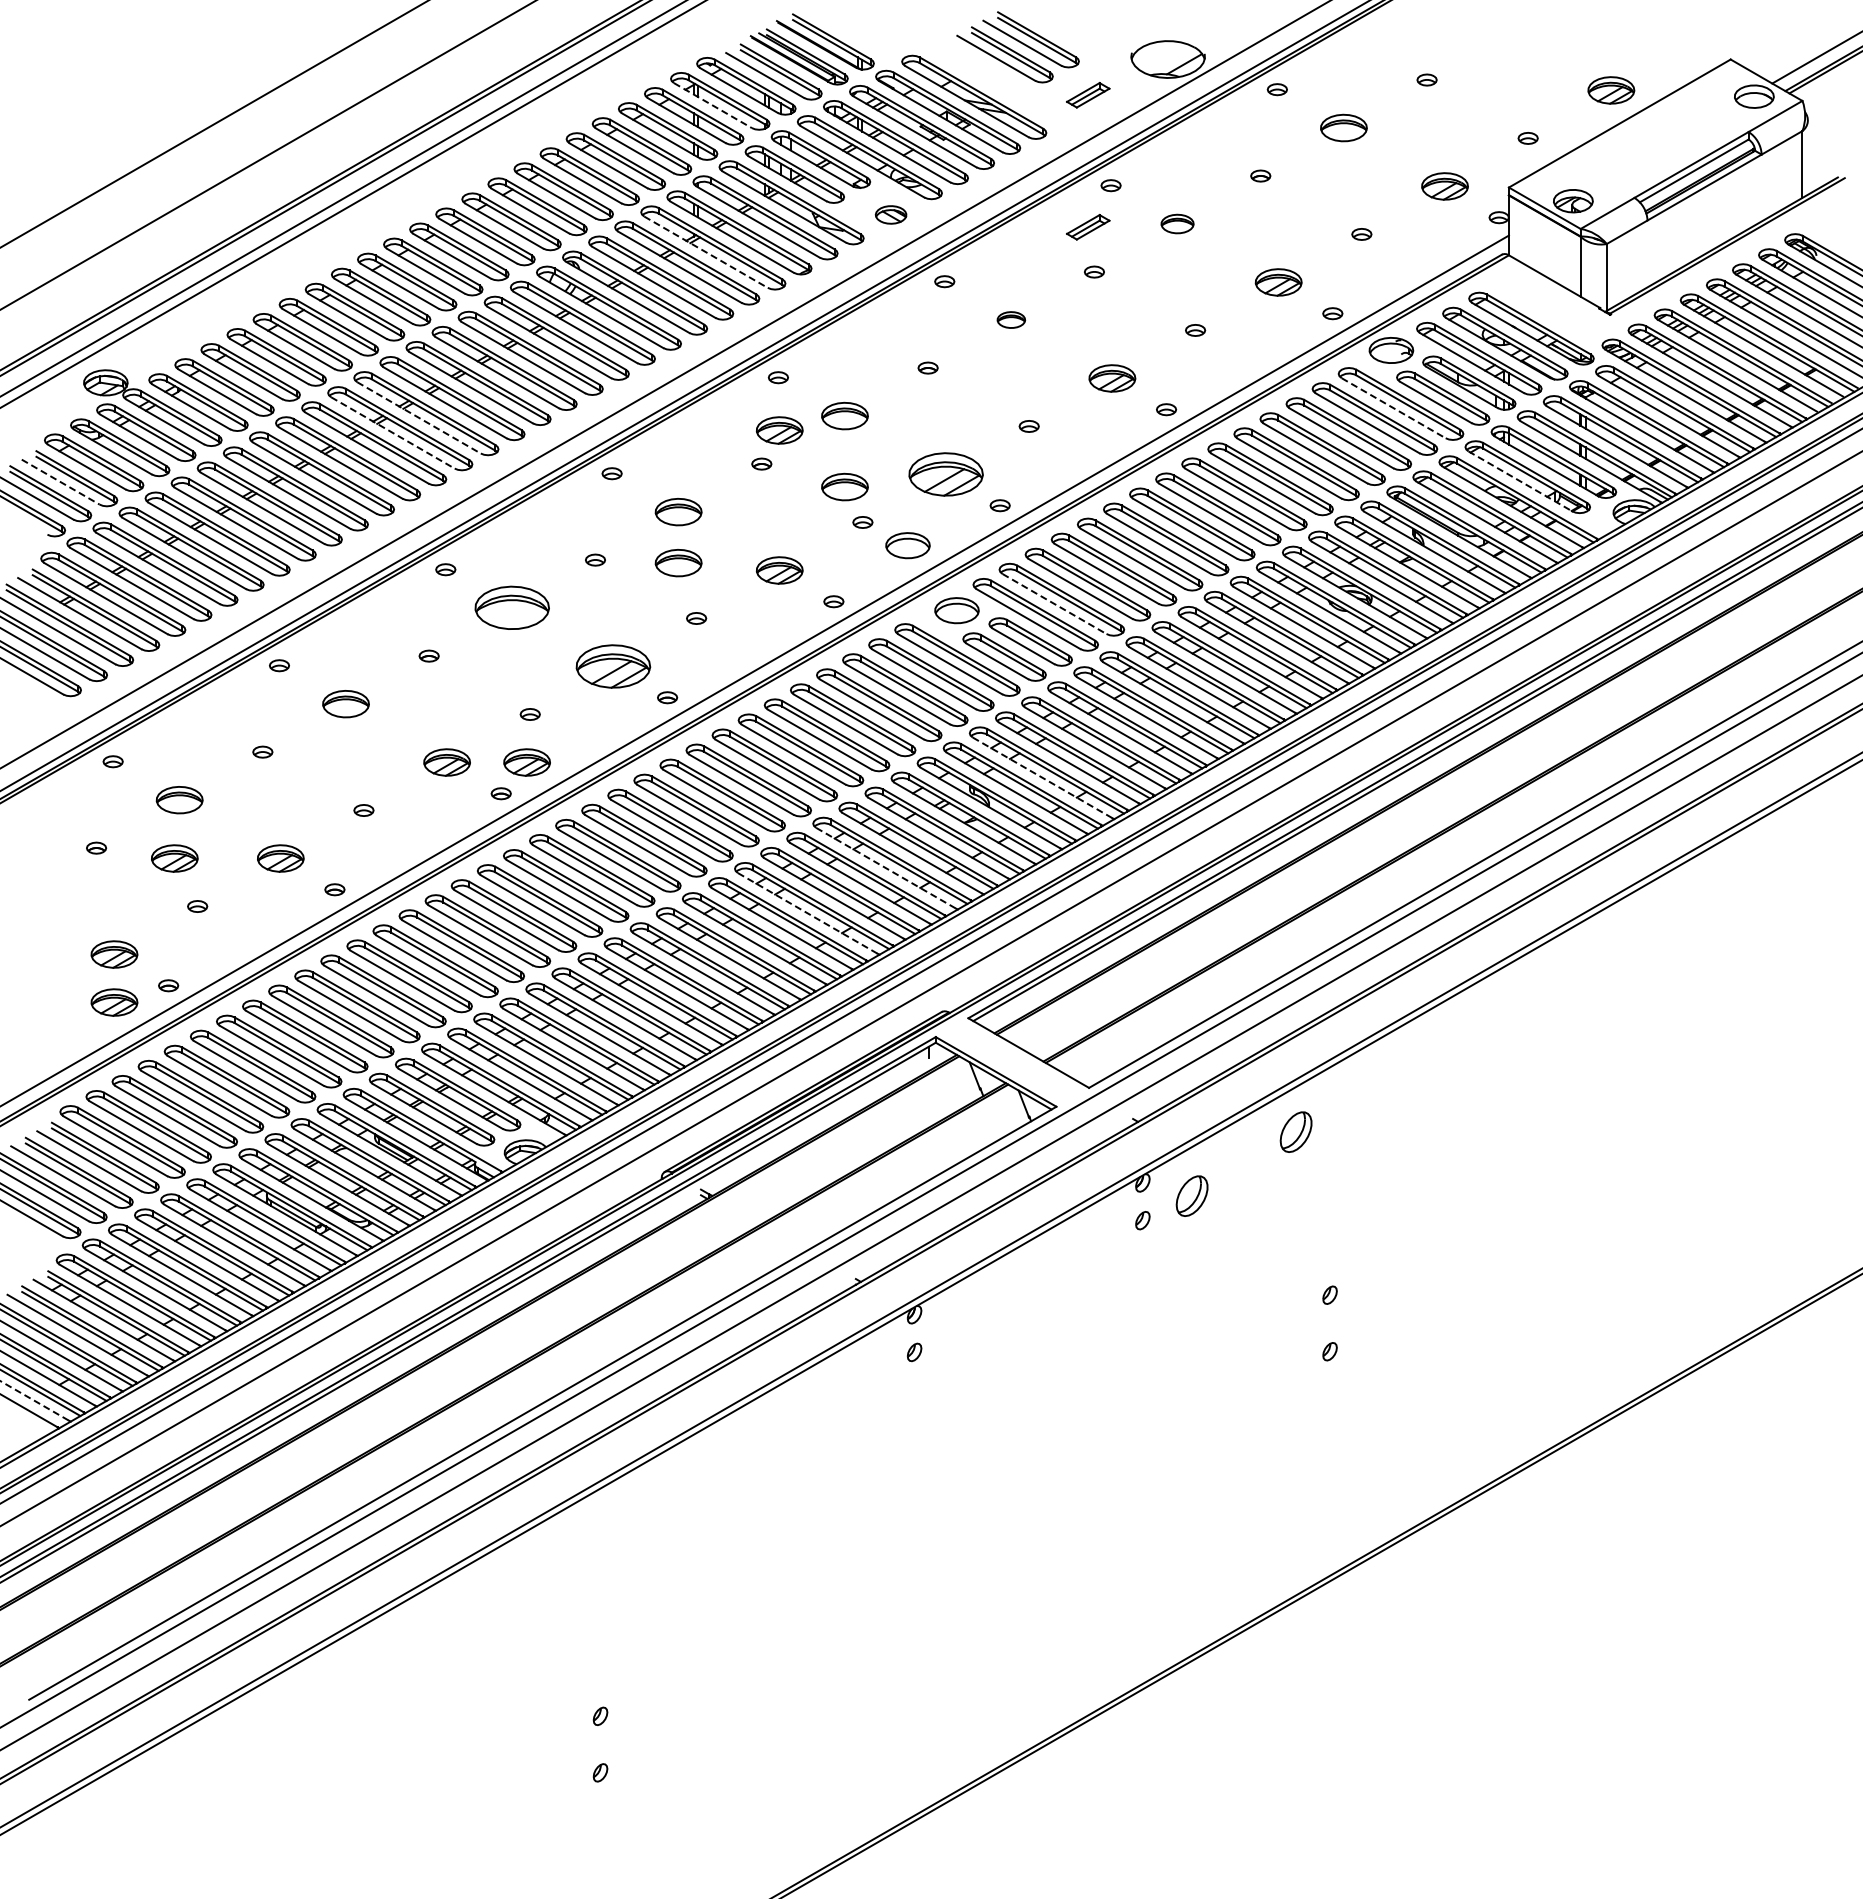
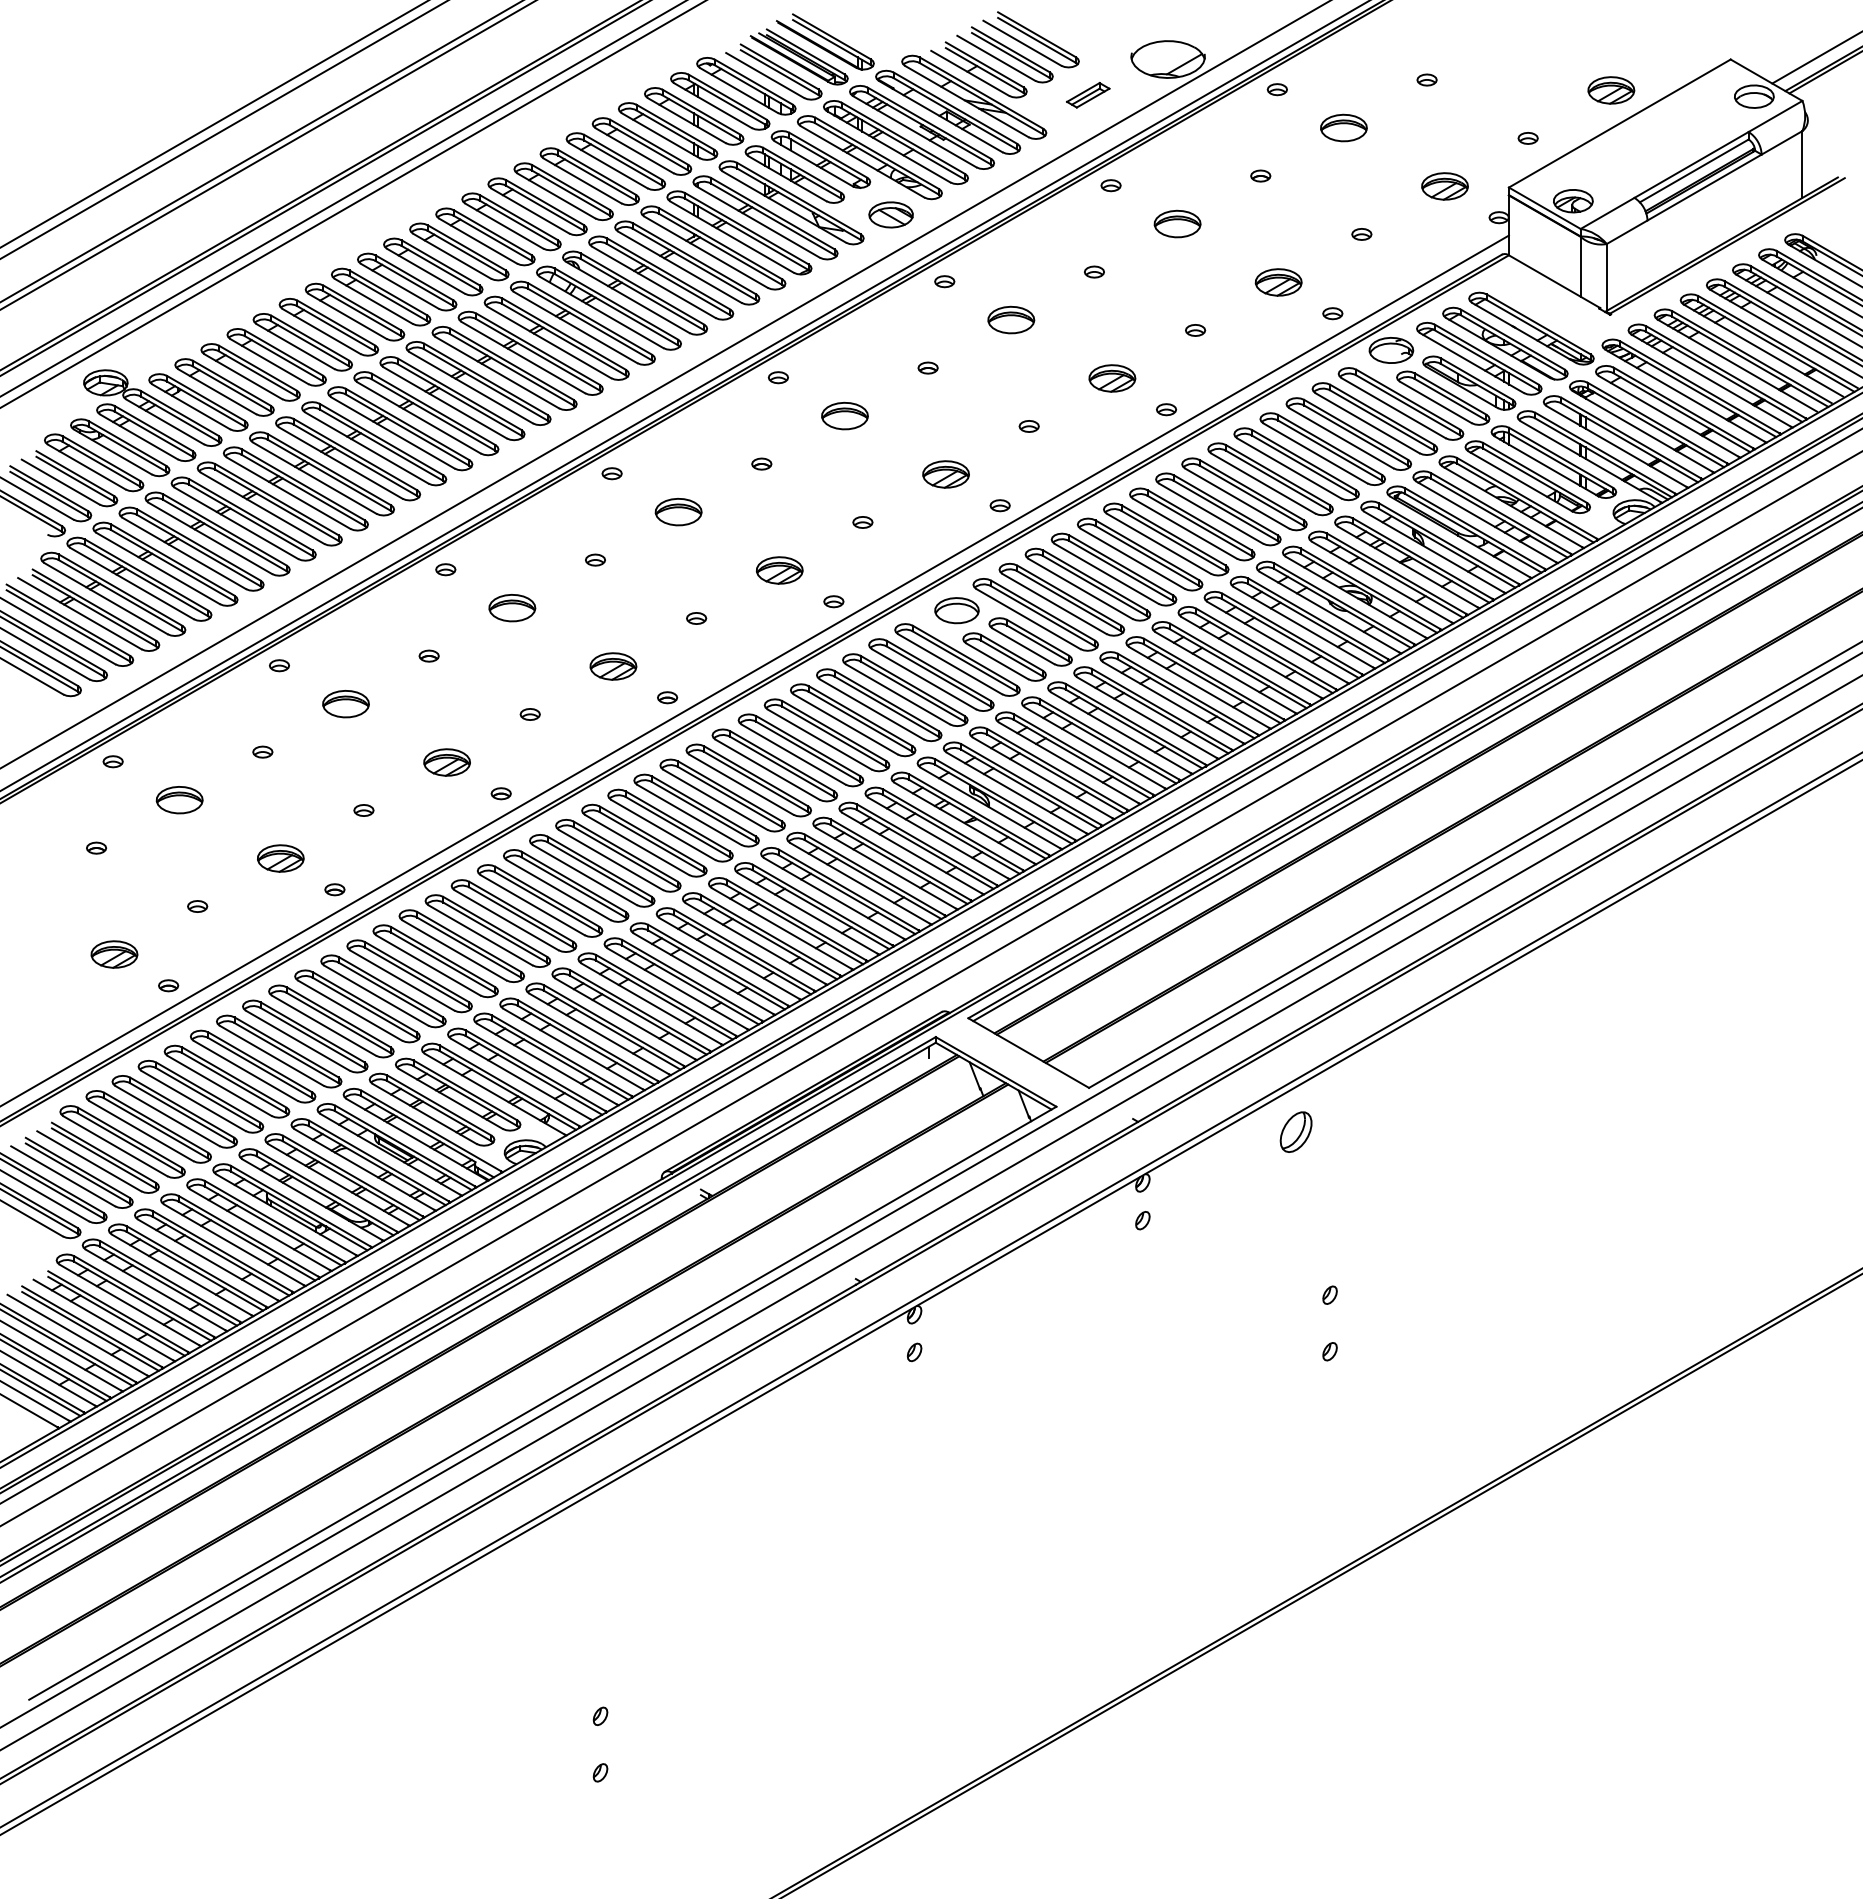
part: none -> present (978, 69)
line: dashed -> solid (712, 105)
line: none -> present (223, 129)
line: none -> present (261, 151)
part size: 34x20 px -> 46x28 px (890, 214)
part size: 35x22 px -> 49x30 px (1177, 223)
part: present -> none (1088, 227)
line: dashed -> solid (706, 252)
part size: 31x18 px -> 49x30 px (1011, 319)
line: dashed -> solid (1394, 408)
line: dashed -> solid (419, 418)
part: present -> none (779, 430)
line: dashed -> solid (393, 433)
part size: 76x45 px -> 48x29 px (945, 474)
line: dashed -> solid (1520, 481)
line: dashed -> solid (60, 482)
part: present -> none (844, 486)
part: present -> none (907, 545)
part: present -> none (678, 563)
line: dashed -> solid (1054, 604)
part size: 76x45 px -> 49x29 px (512, 608)
part size: 77x45 px -> 49x29 px (613, 666)
part: present -> none (526, 762)
line: dashed -> solid (1042, 777)
part: present -> none (174, 858)
line: dashed -> solid (886, 868)
line: dashed -> solid (807, 913)
part: present -> none (114, 1002)
part: present -> none (1191, 1195)
line: dashed -> solid (34, 1400)
